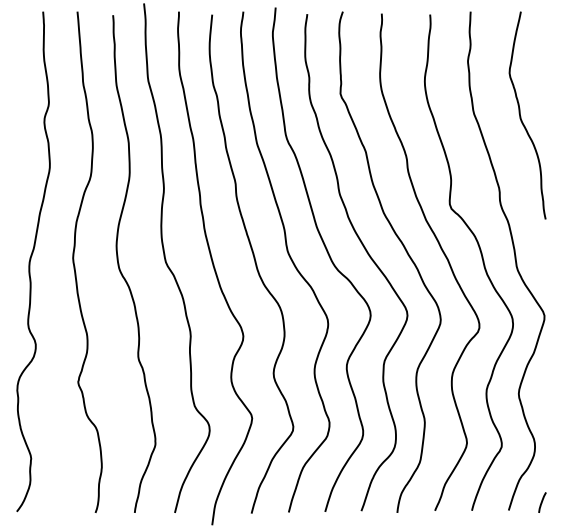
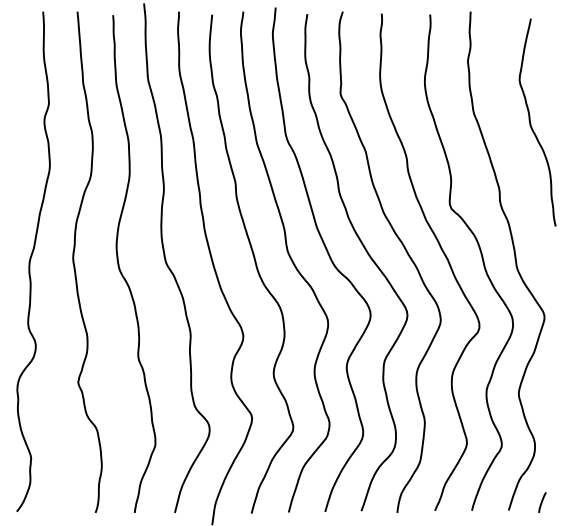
curve position: (521, 116) -> (531, 123) (531, 123)
